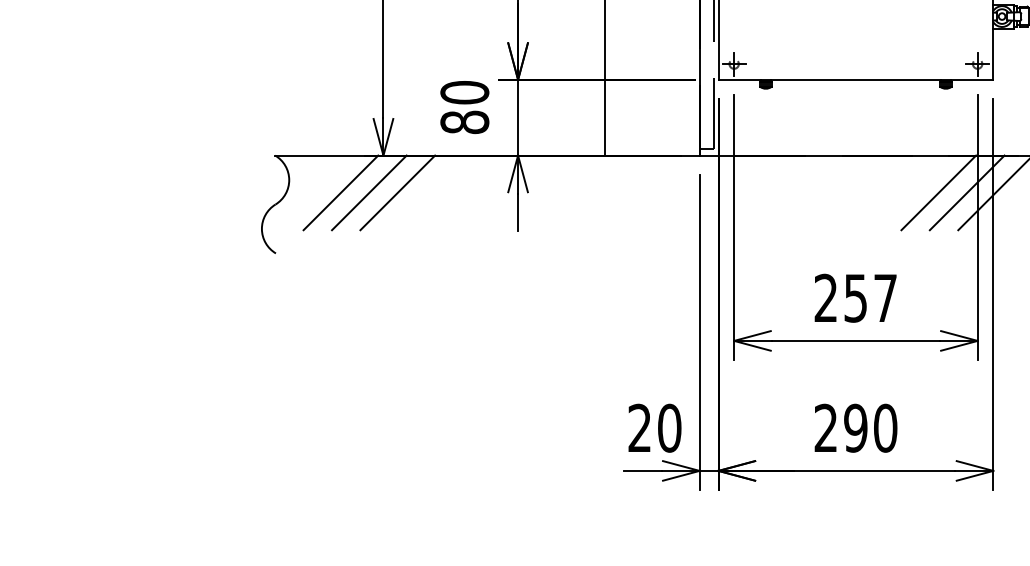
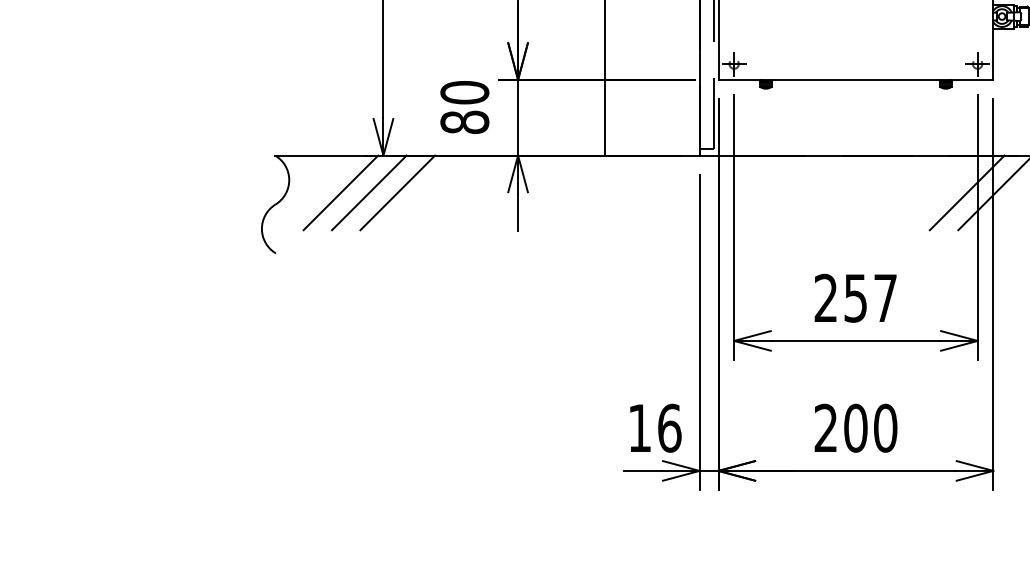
line: present -> none (938, 192)
text: 20 -> 16 (654, 427)
text: 290 -> 200 (855, 428)
